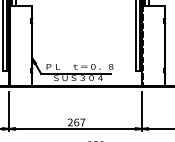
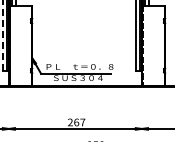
line: solid -> dashed (2, 34)
line: present -> none (8, 111)
line: present -> none (141, 111)
